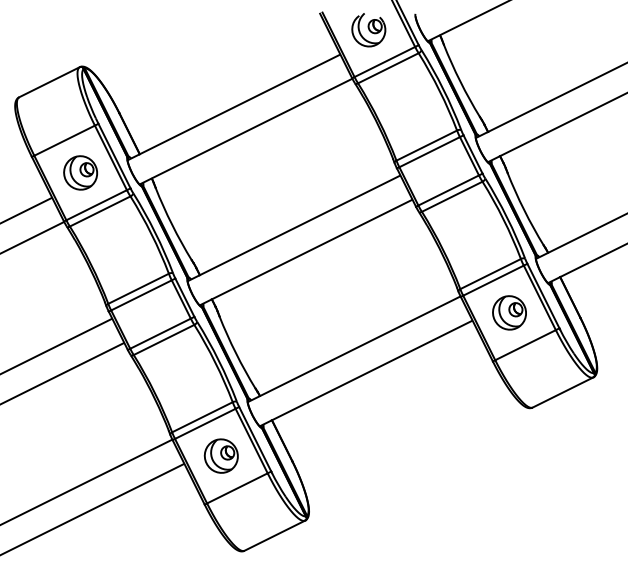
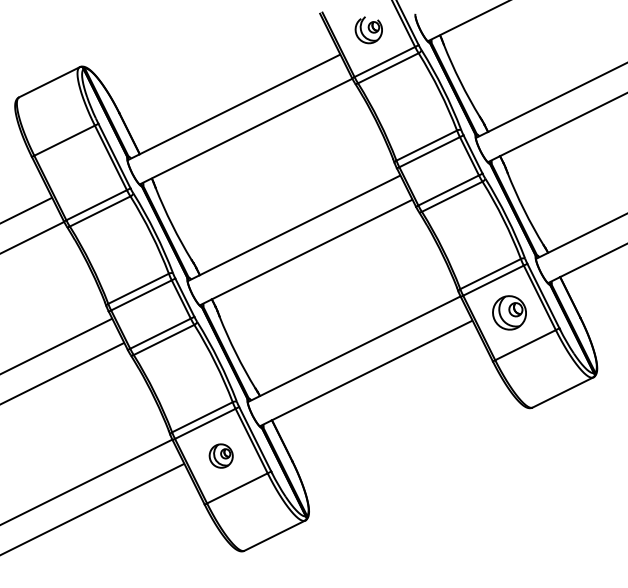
part size: 36x35 px -> 29x29 px (368, 30)
part: present -> none (80, 172)
part size: 36x36 px -> 26x26 px (220, 455)
